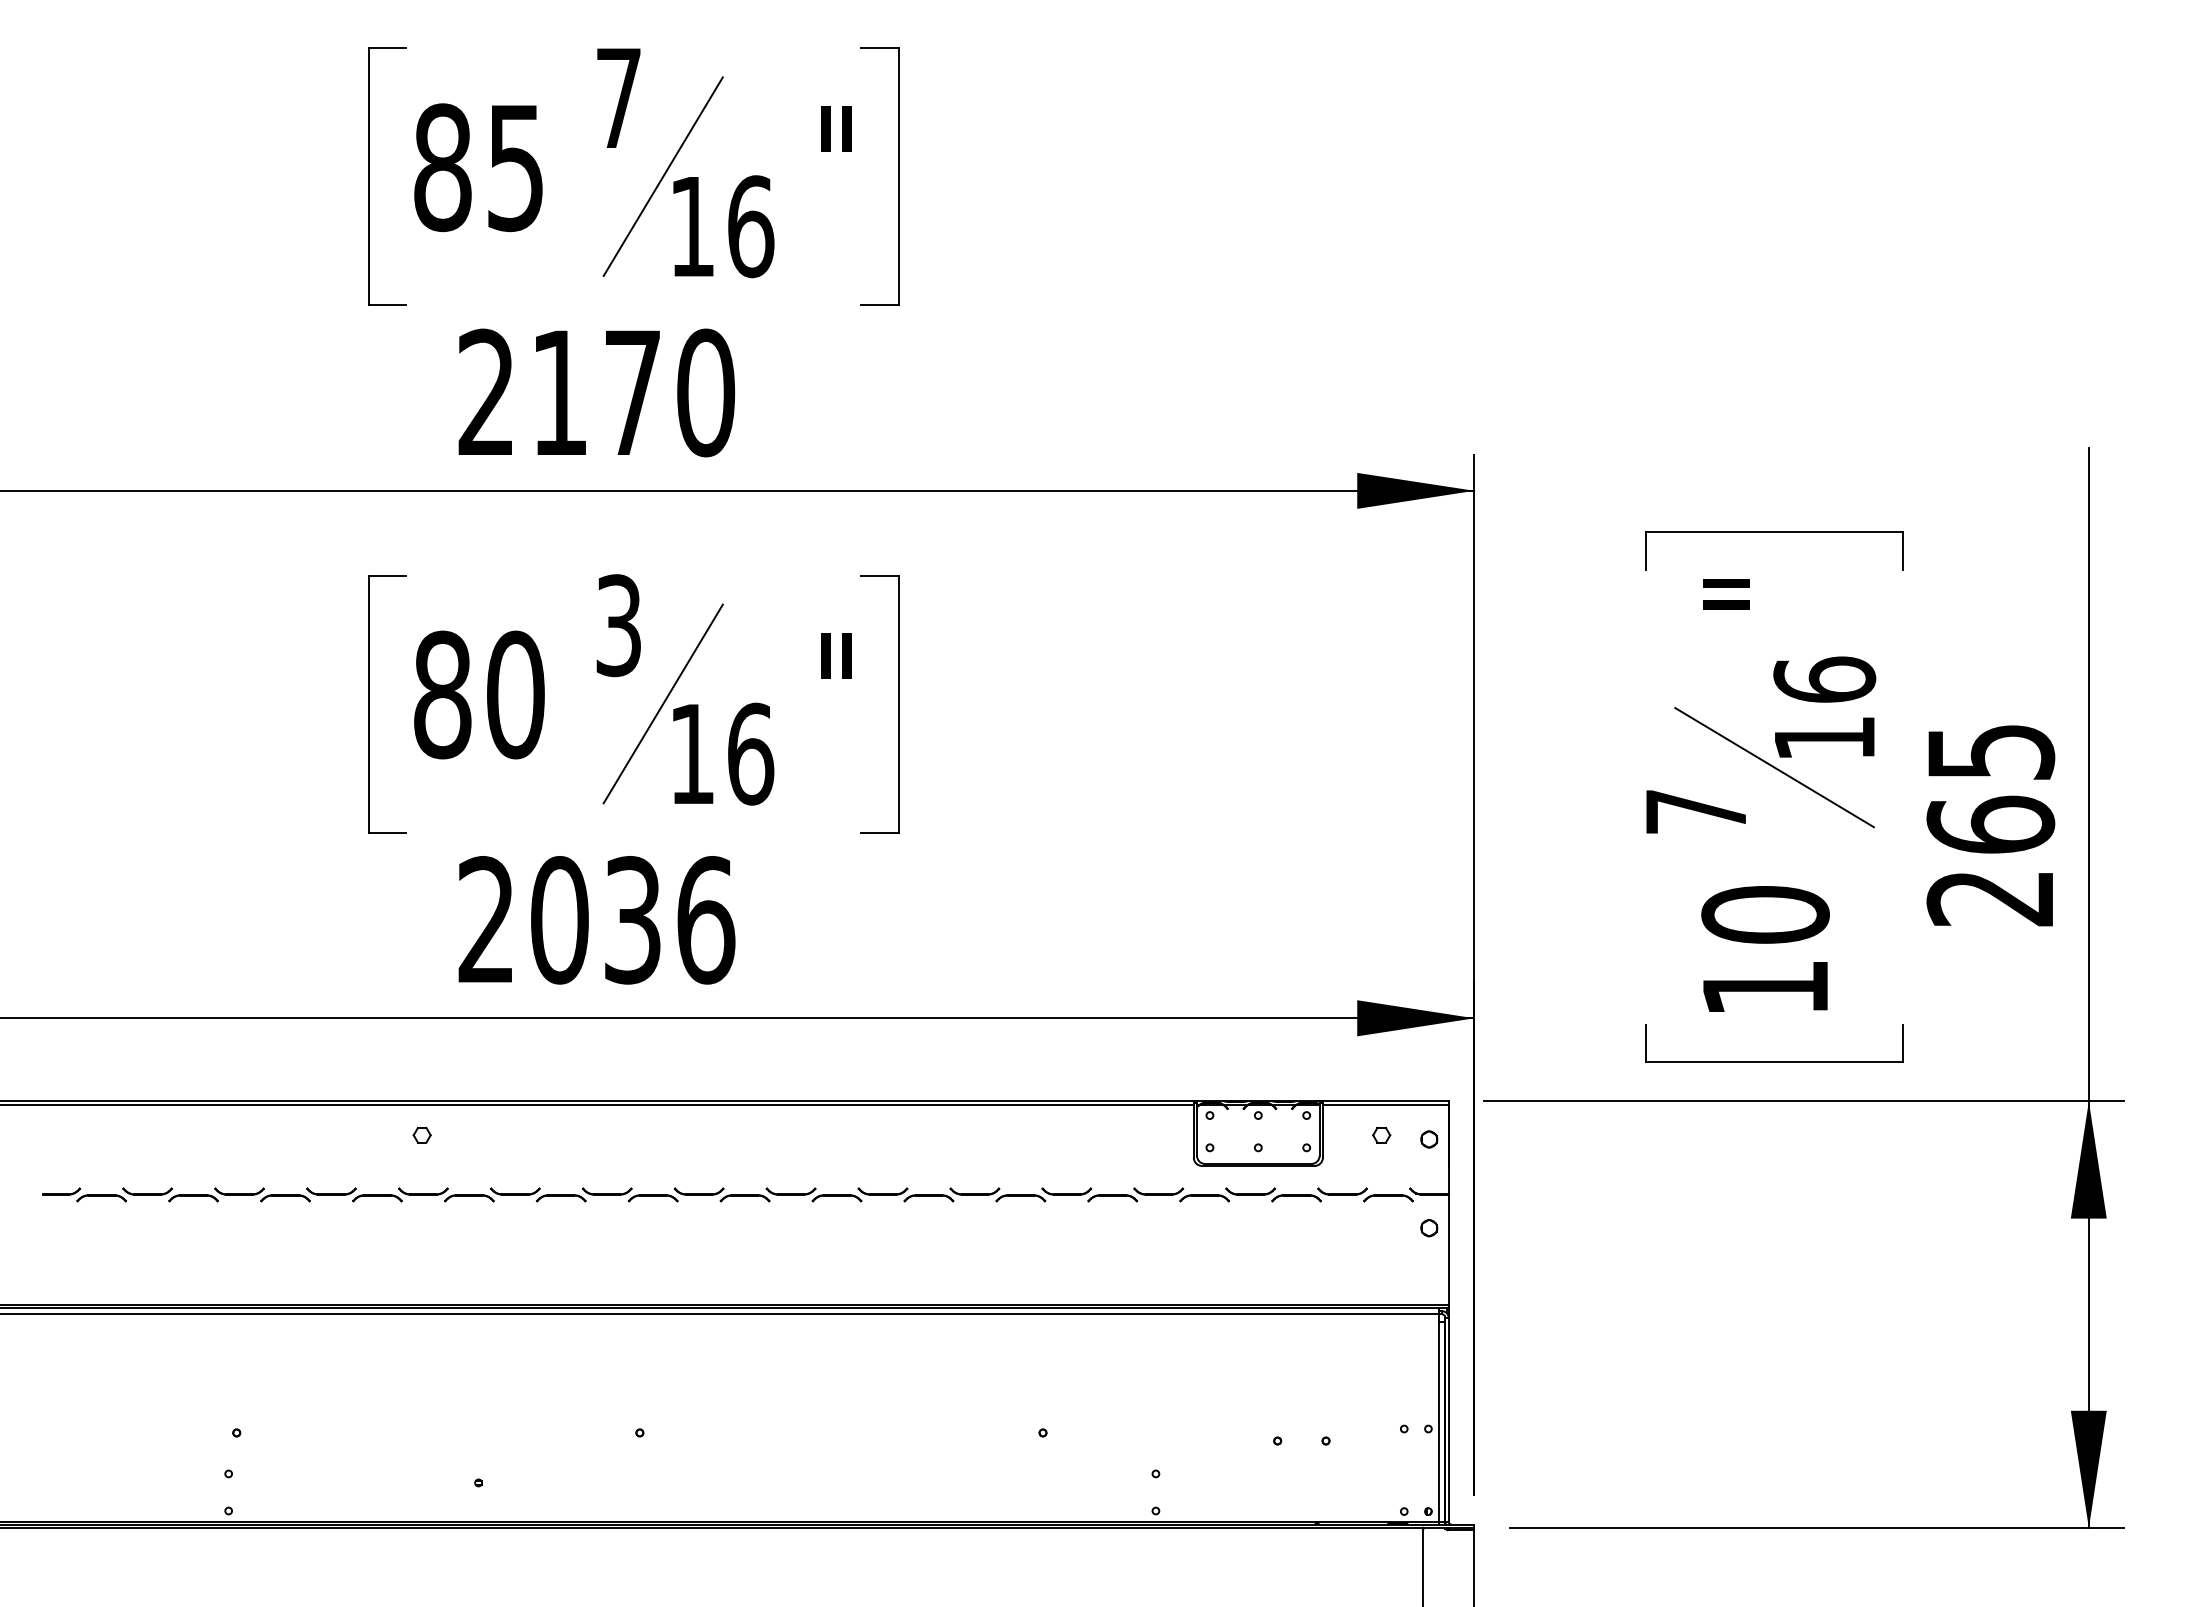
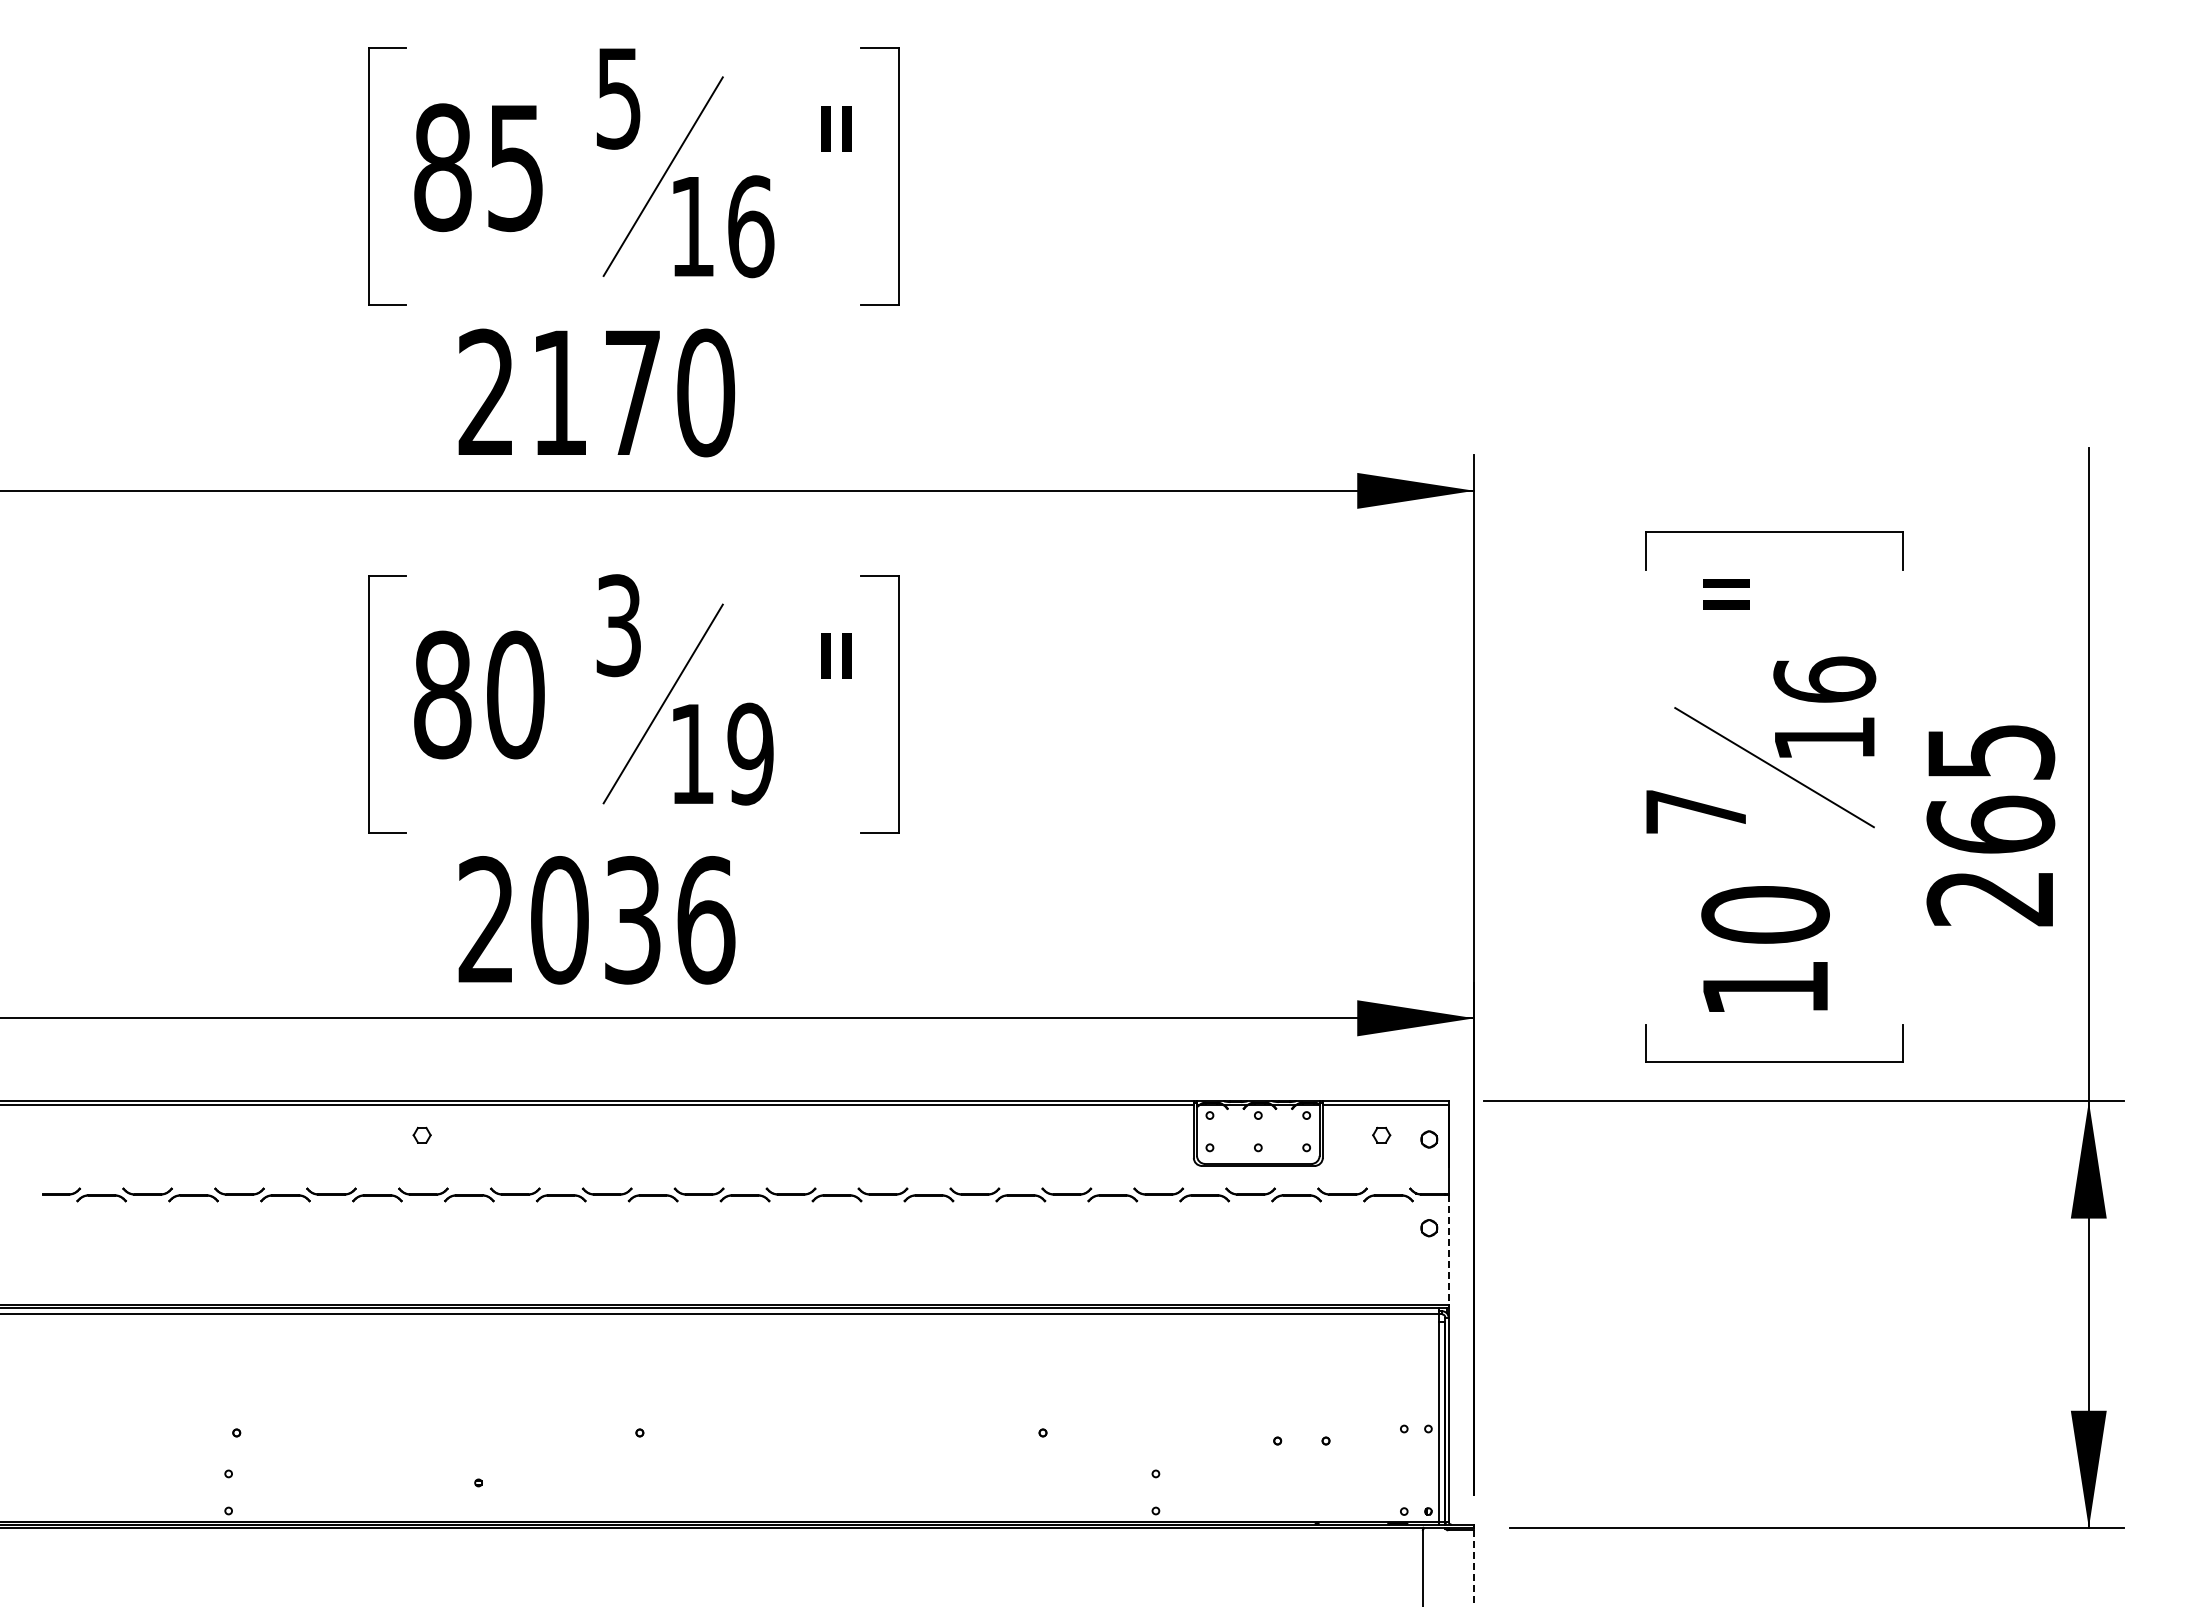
text: 7 -> 5 (618, 98)
text: 16 -> 19 (750, 753)
line: solid -> dashed (1448, 1250)
line: solid -> dashed (1474, 1568)
